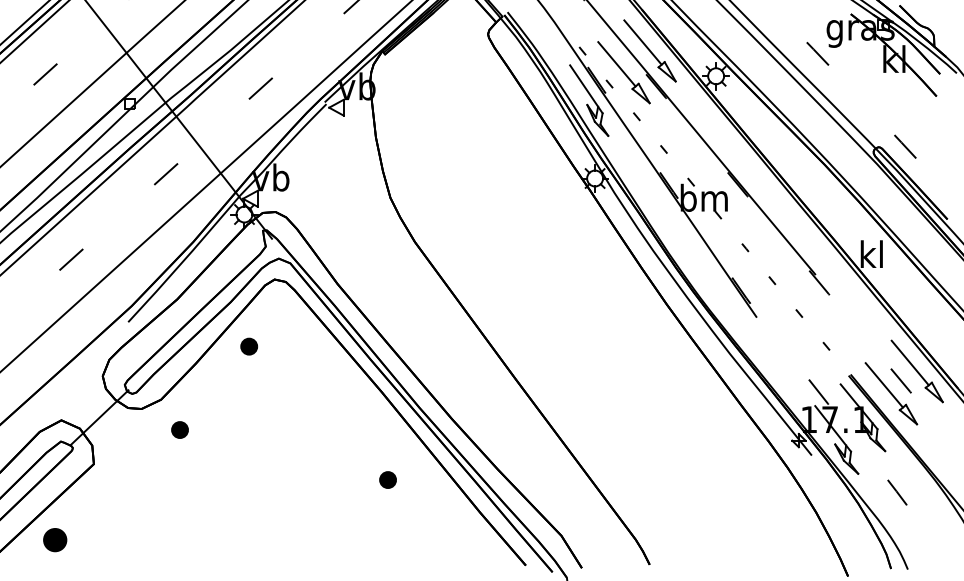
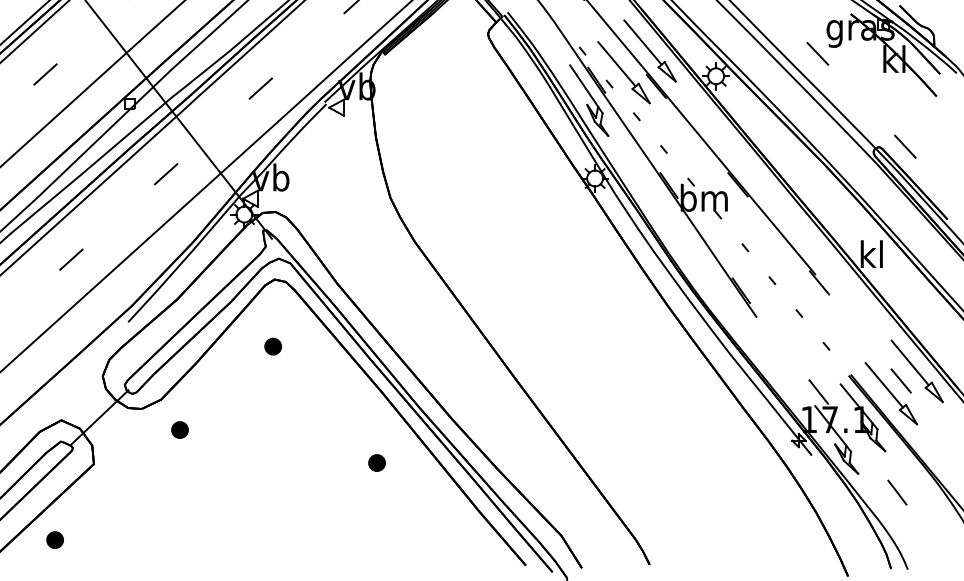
part position: (249, 346) -> (273, 346) (273, 346)
part position: (387, 479) -> (376, 462) (376, 462)
part size: 25x25 px -> 18x18 px (54, 539)
